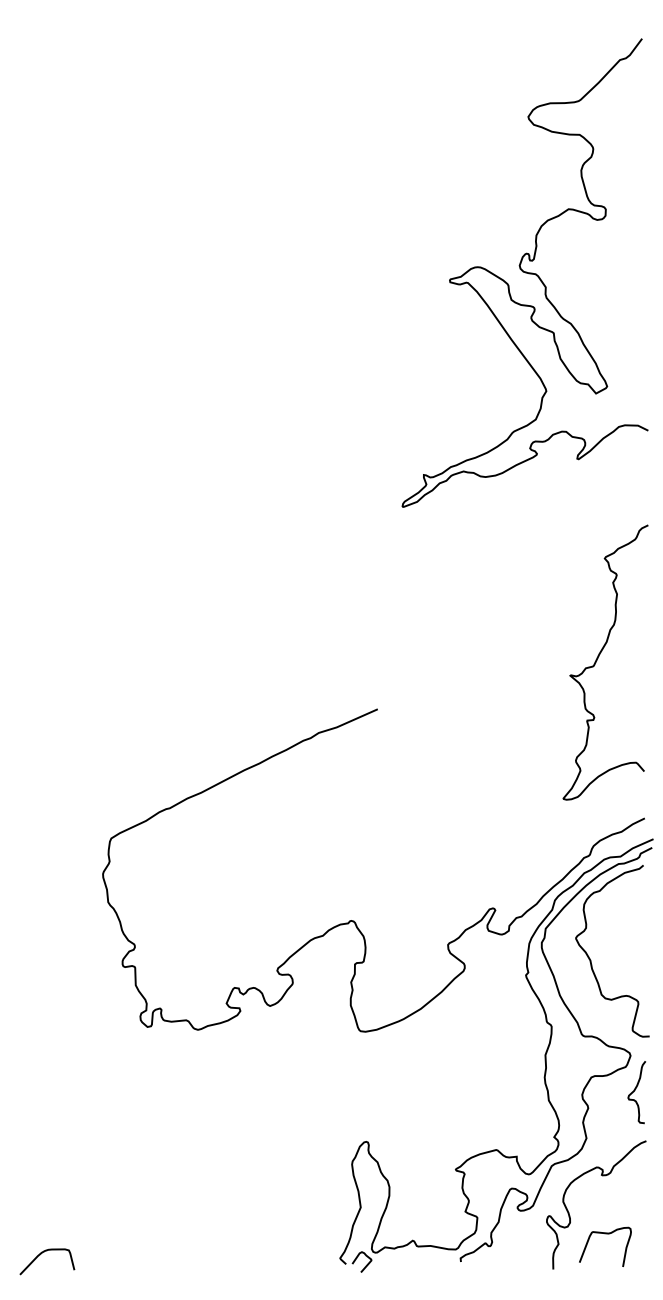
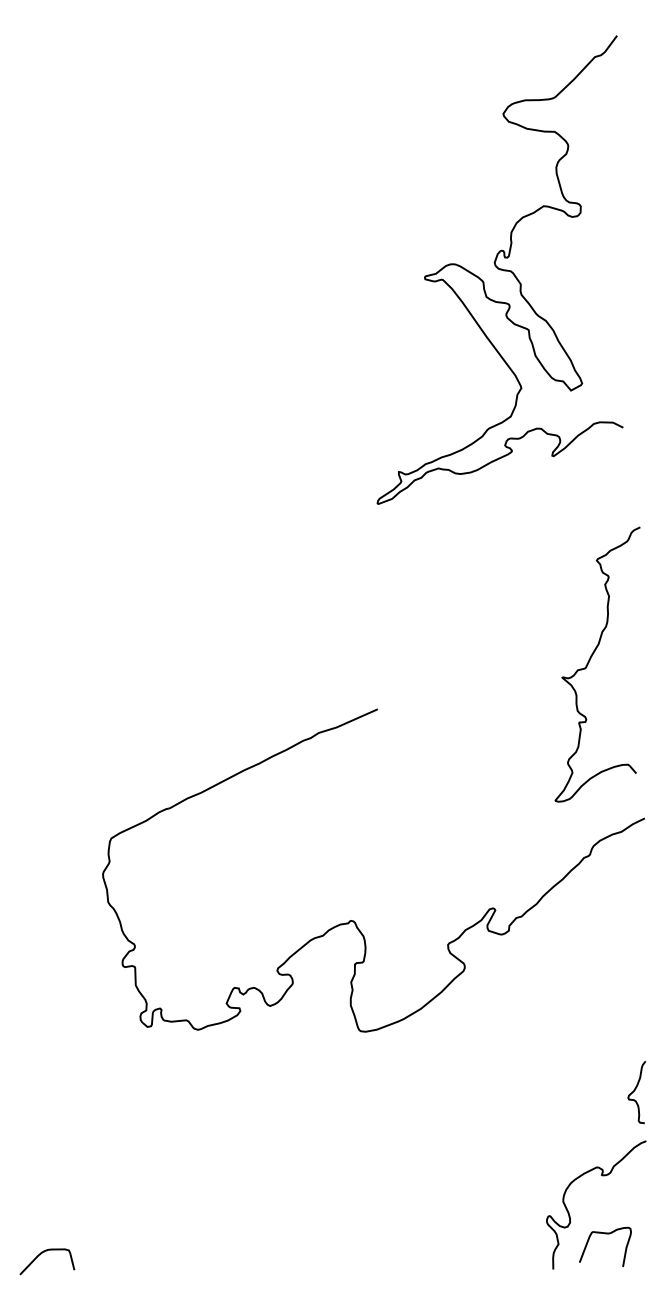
curve position: (524, 272) -> (499, 269) (499, 269)
curve position: (598, 658) -> (590, 660) (590, 660)
part: present -> none (544, 1055)
